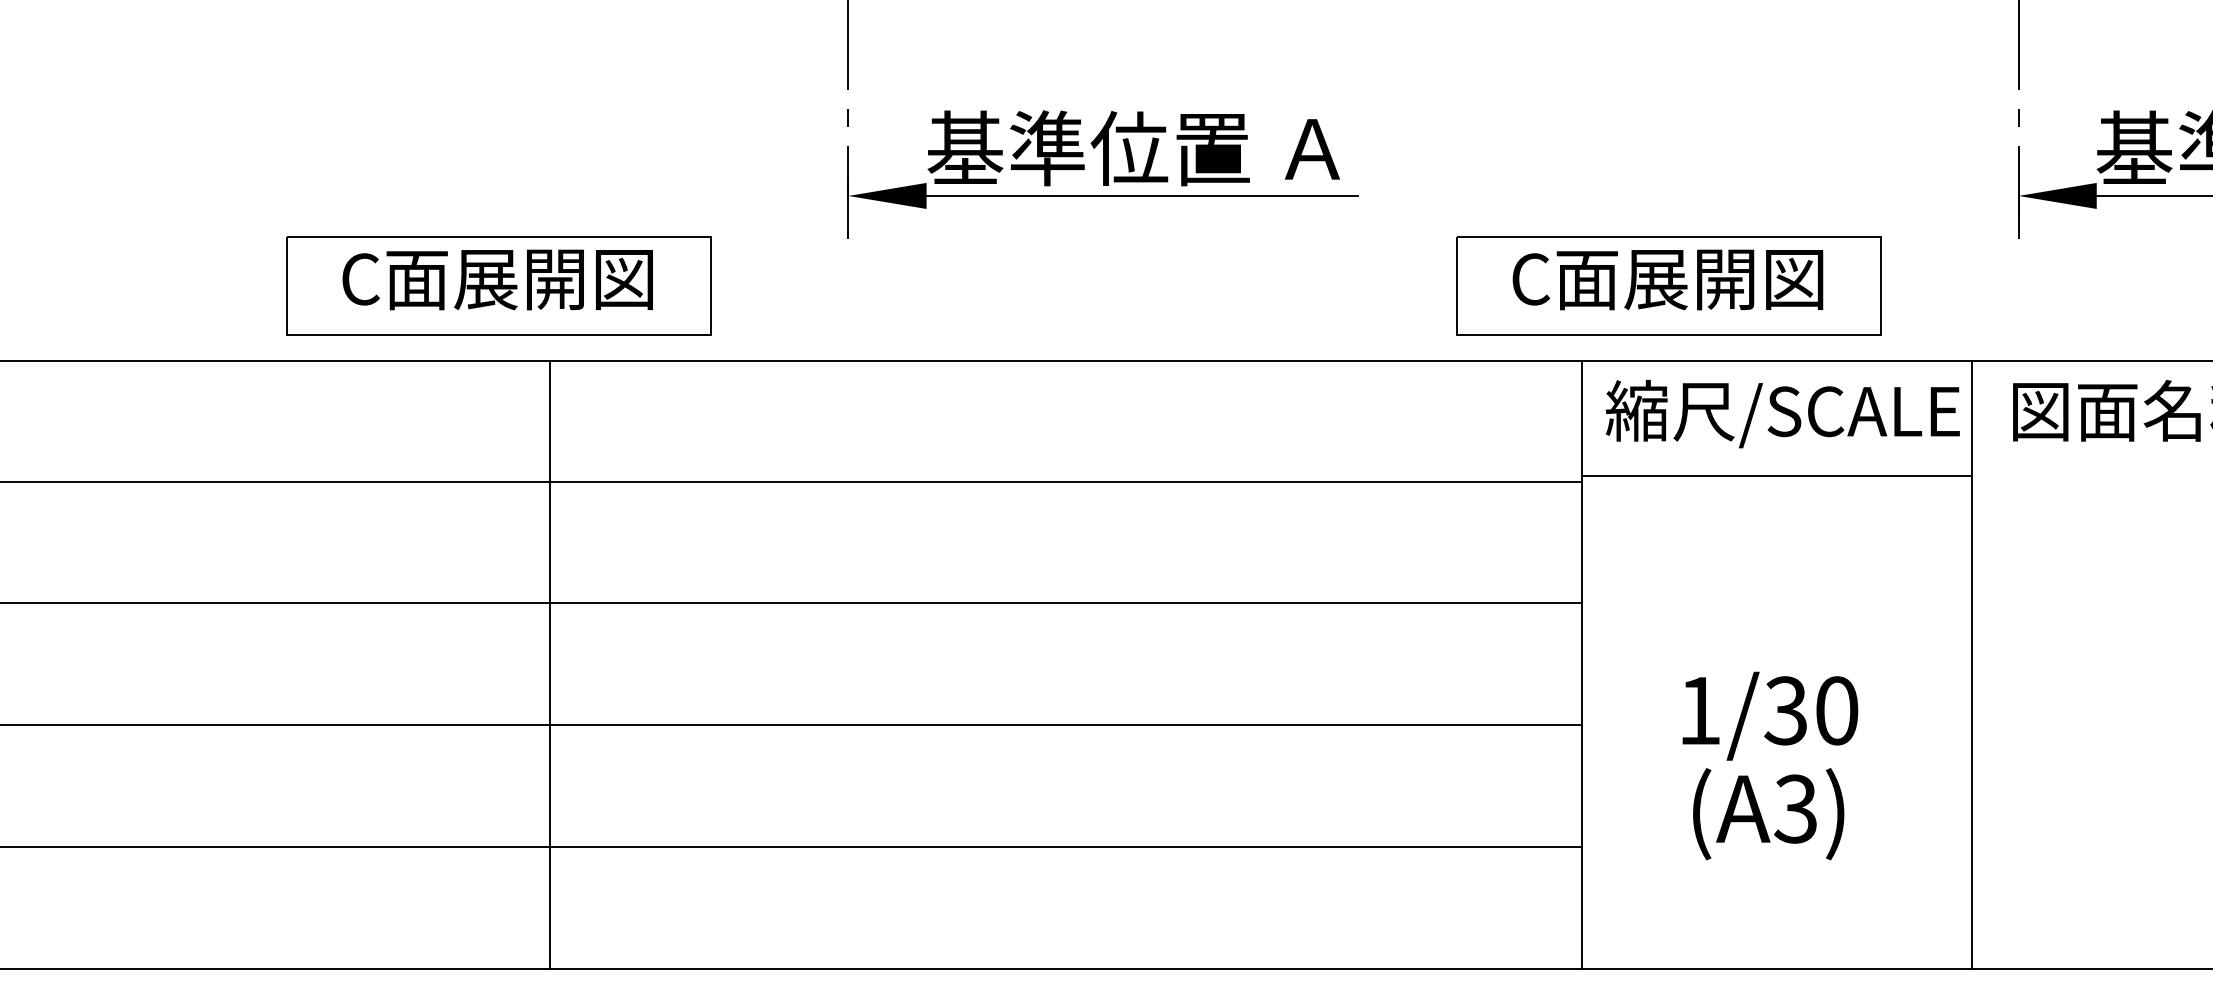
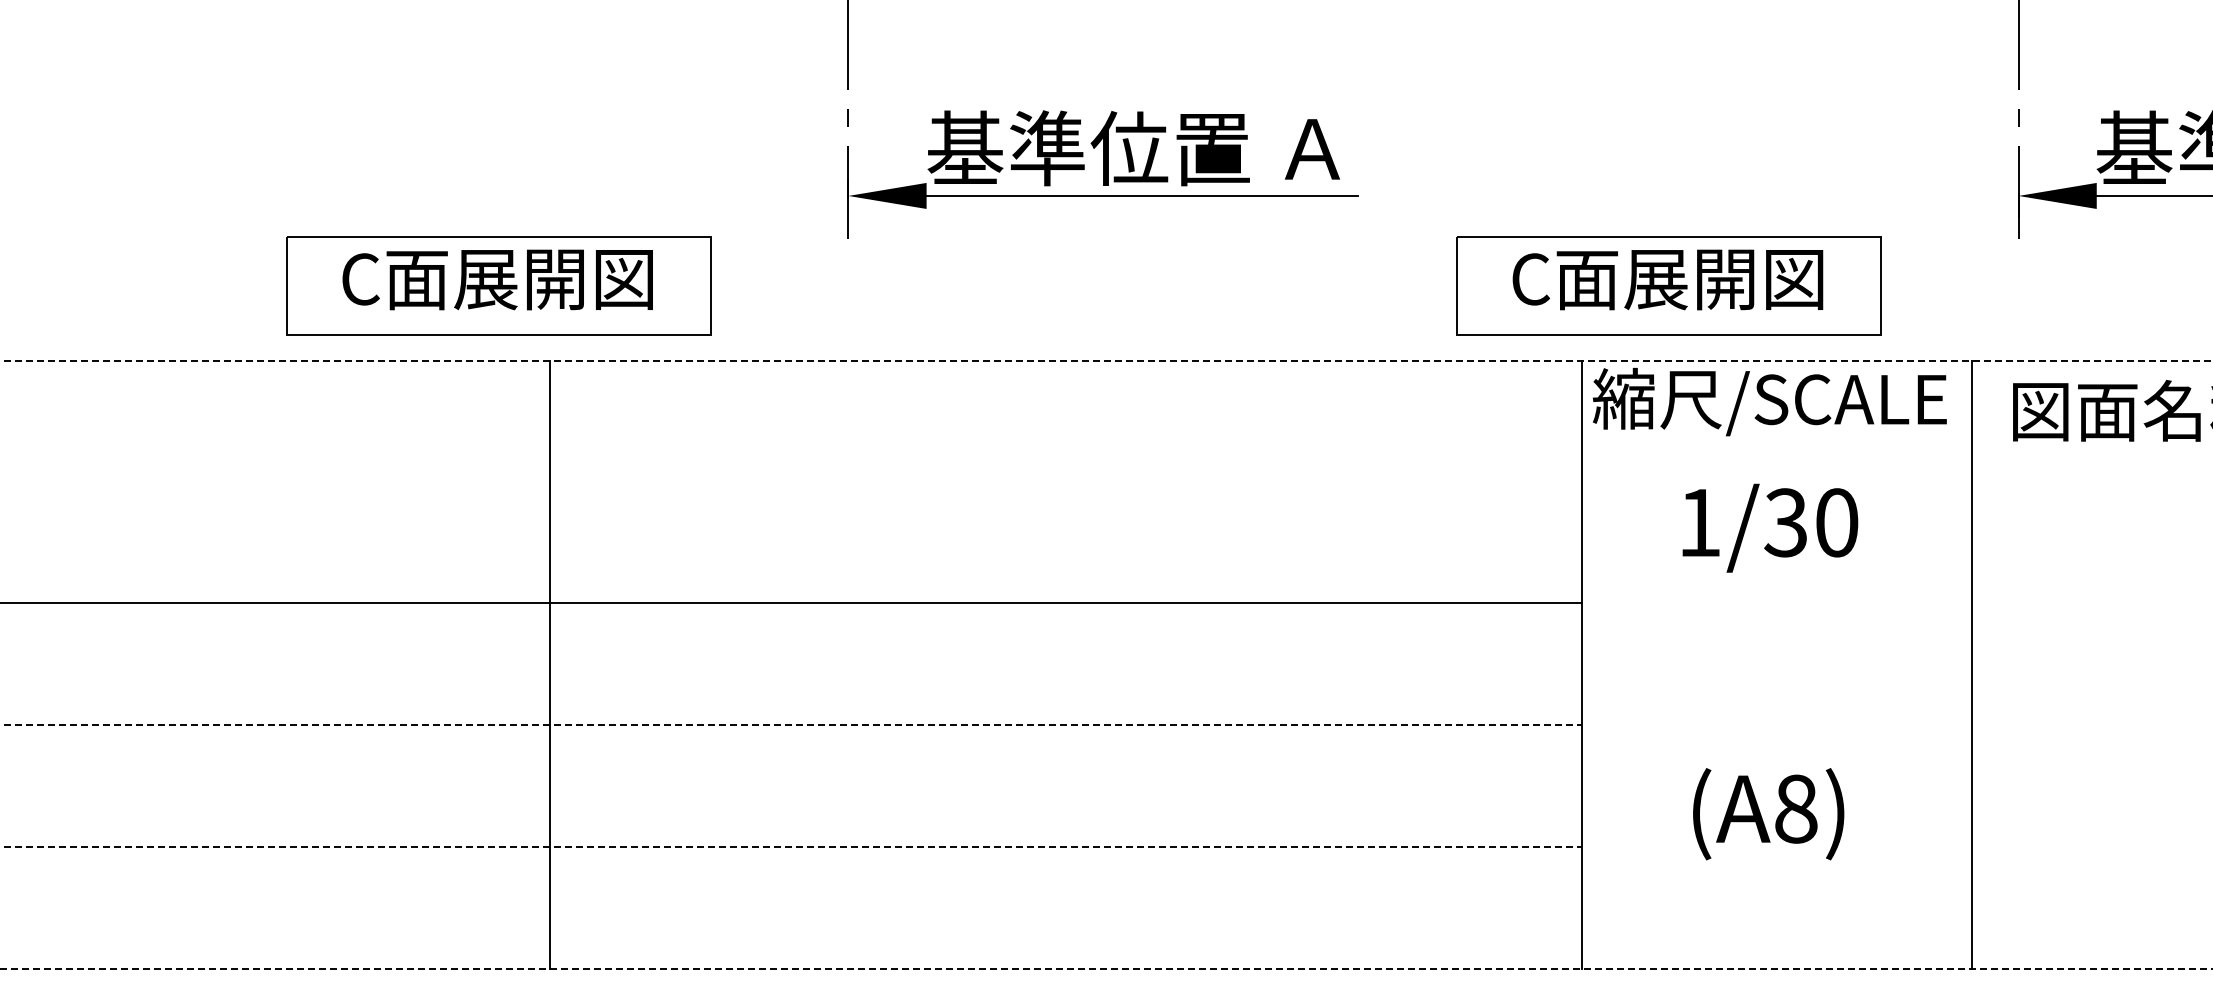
line: solid -> dashed (1106, 360)
text position: (1782, 414) -> (1769, 402) (1769, 402)
line: present -> none (1777, 475)
line: present -> none (792, 481)
text position: (1770, 715) -> (1770, 527) (1770, 527)
line: solid -> dashed (791, 724)
text: (A3) -> (A8) (1795, 808)
line: solid -> dashed (791, 846)
line: solid -> dashed (1105, 968)
